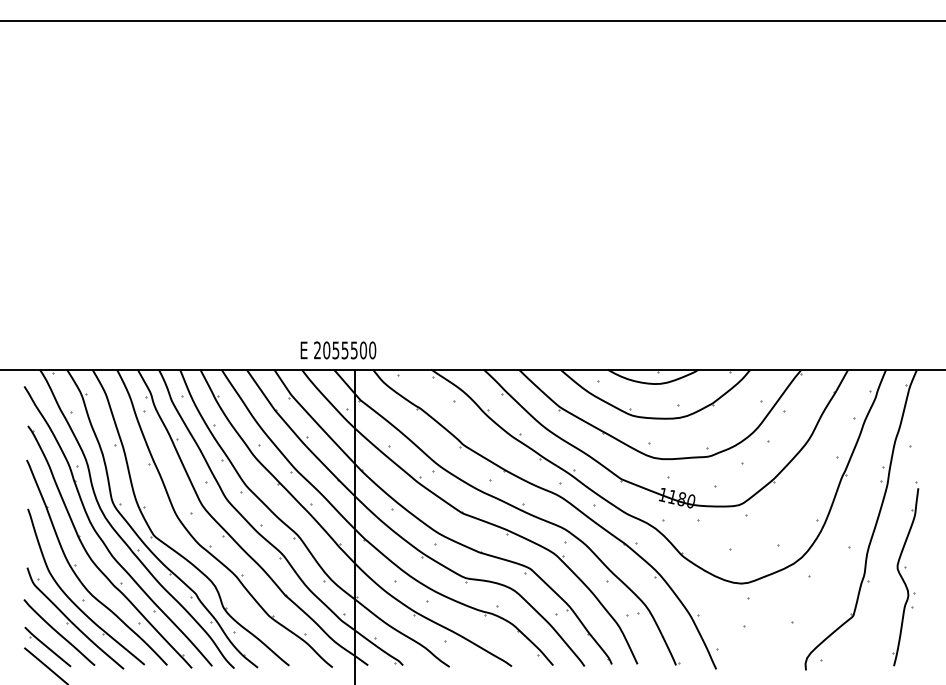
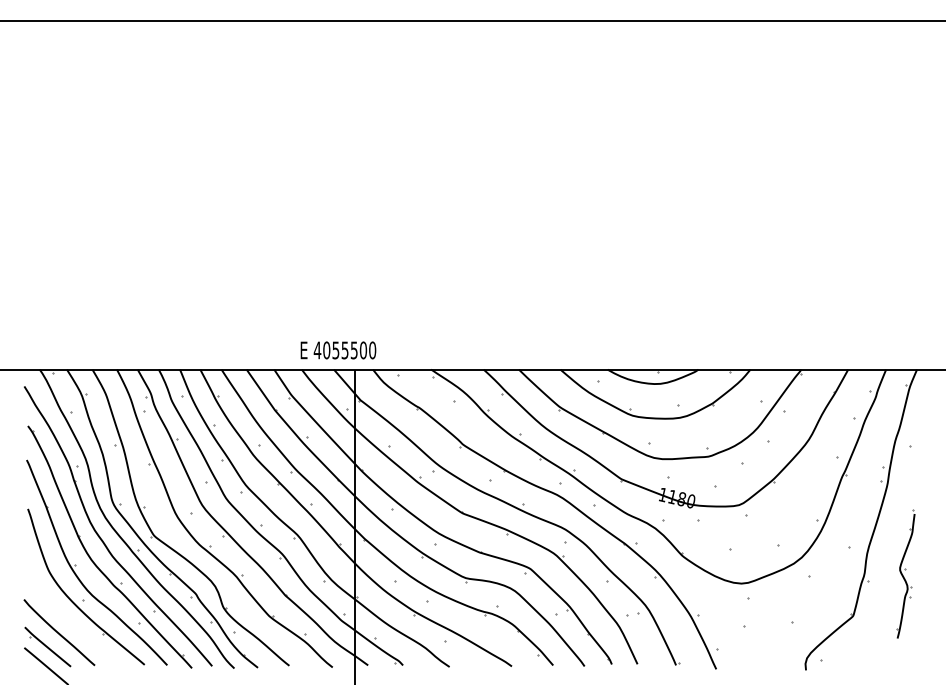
text: 2055500 -> 4055500 (317, 350)
part size: 28x186 px -> 20x130 px (905, 573)
part: present -> none (75, 618)
